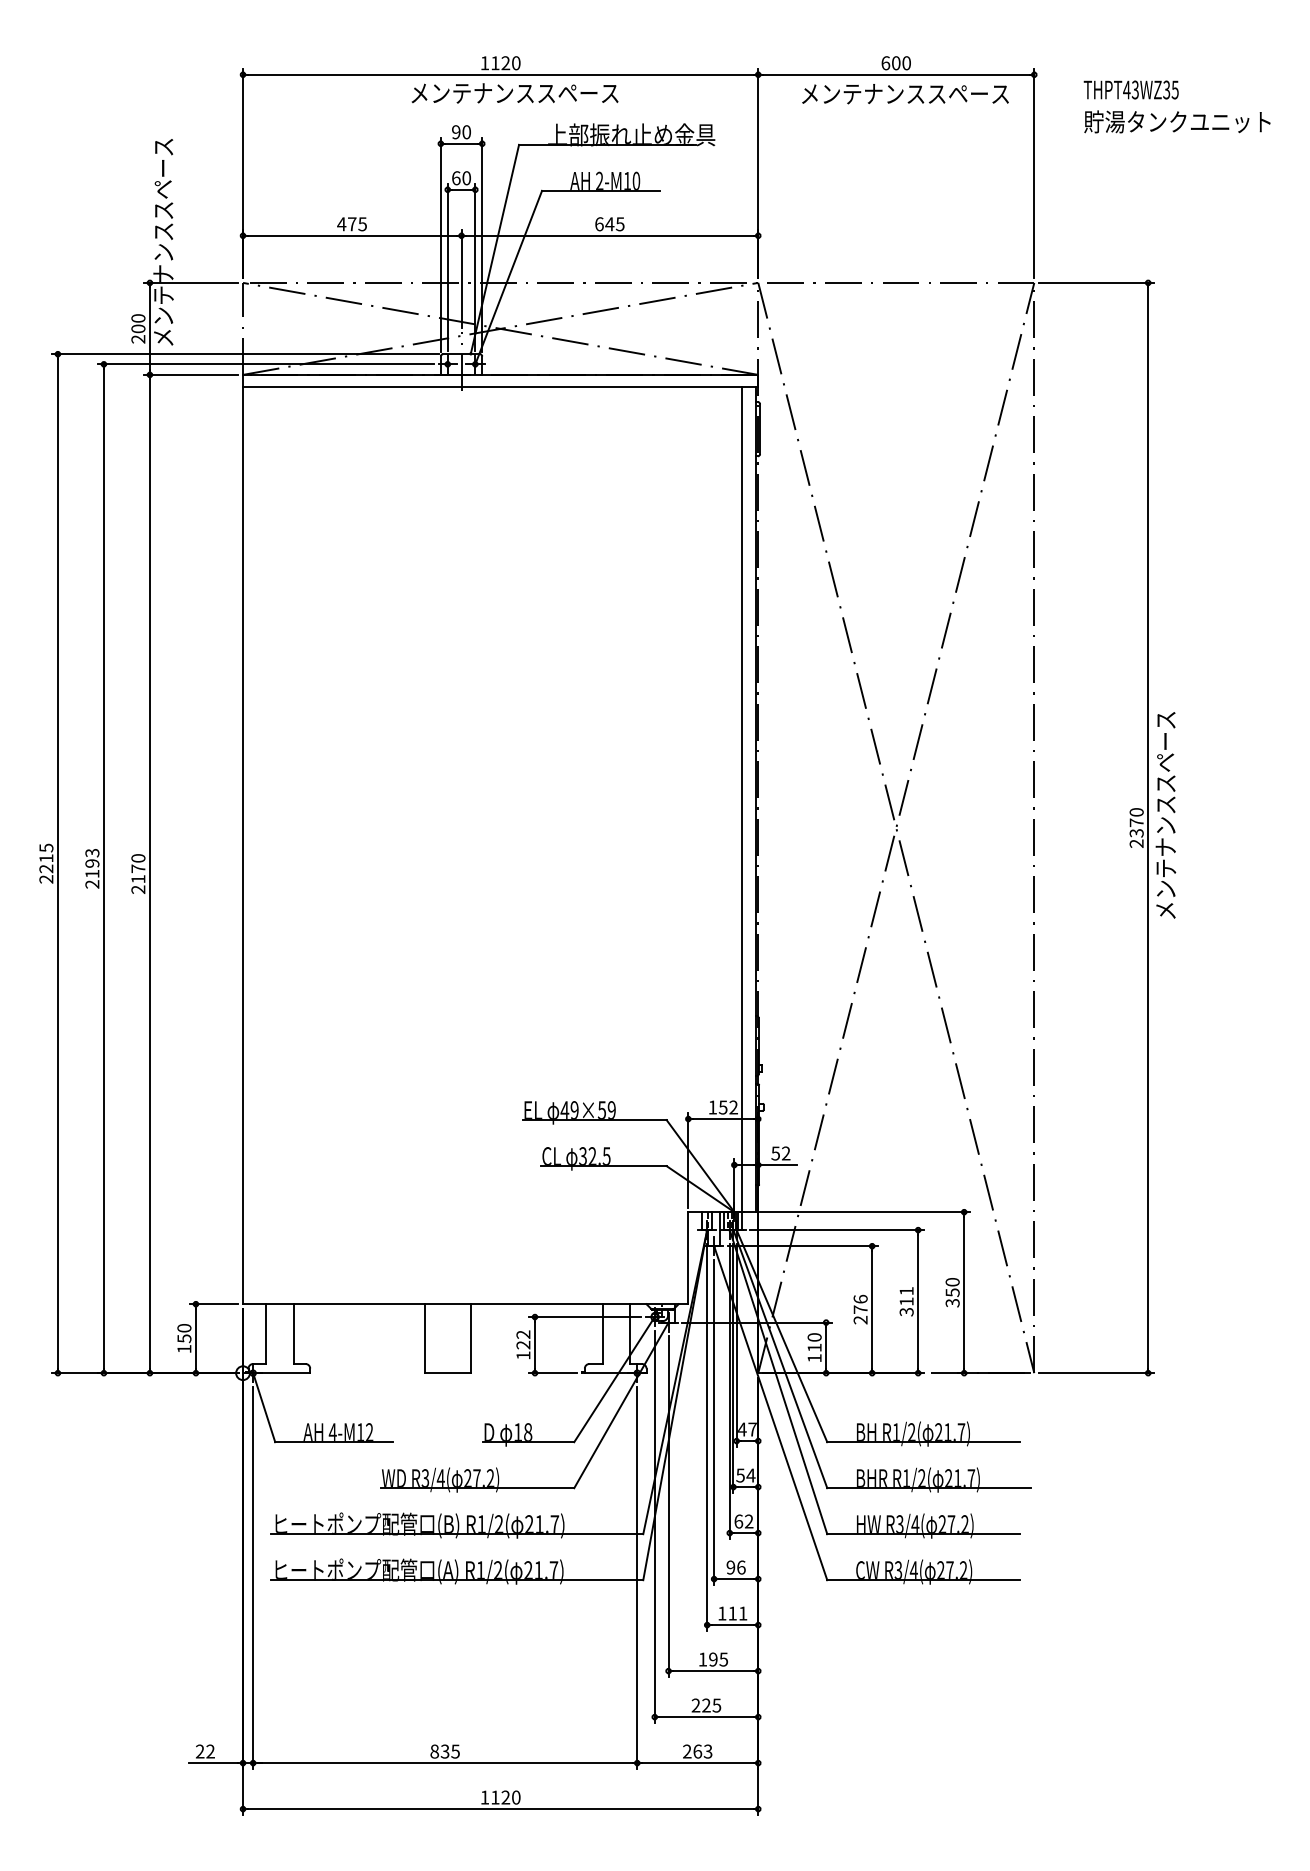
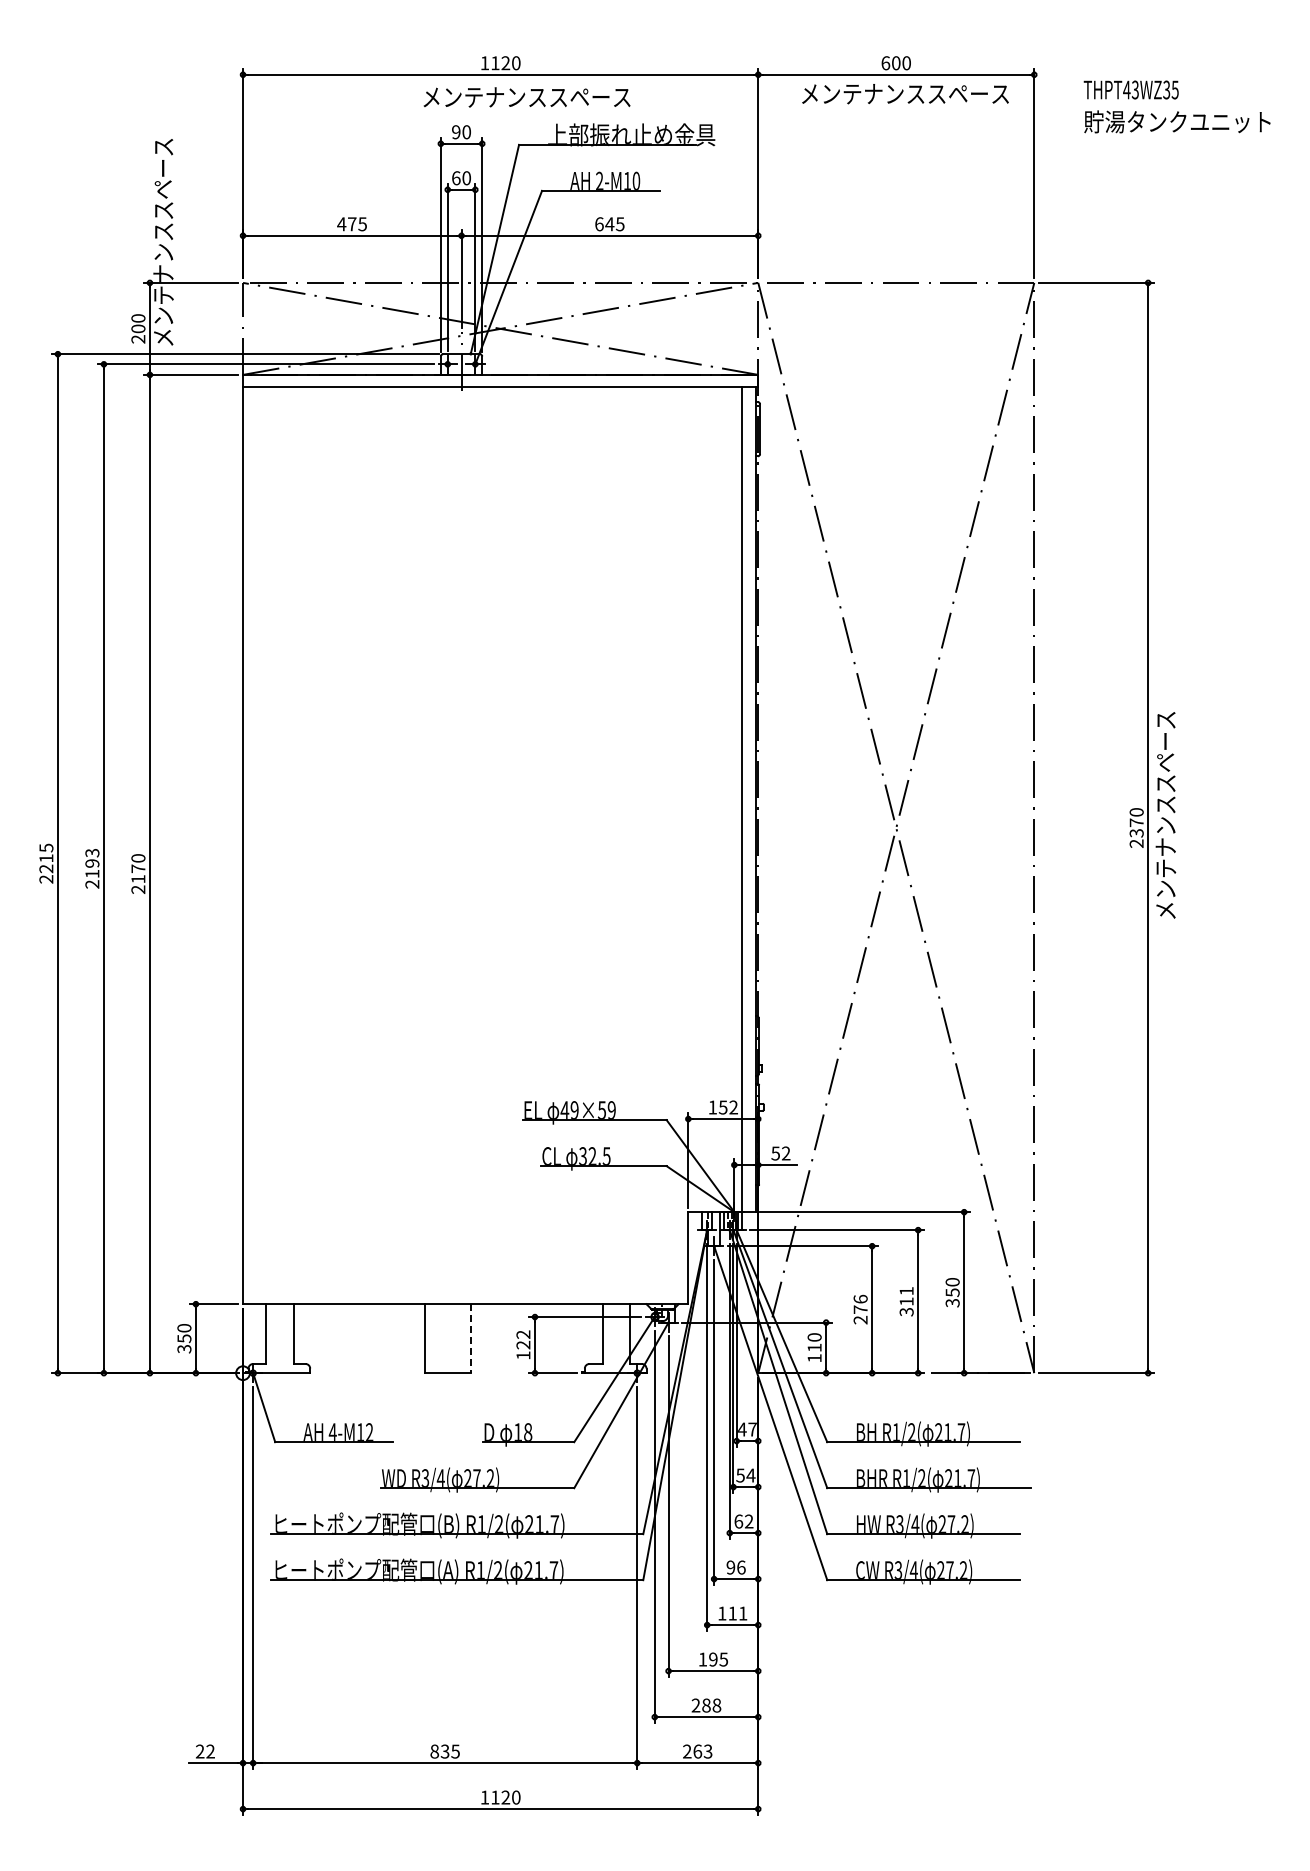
text position: (514, 93) -> (526, 97) (526, 97)
line: solid -> dashed (470, 1338)
text: 150 -> 350 (184, 1349)
text: 225 -> 288 (711, 1705)
